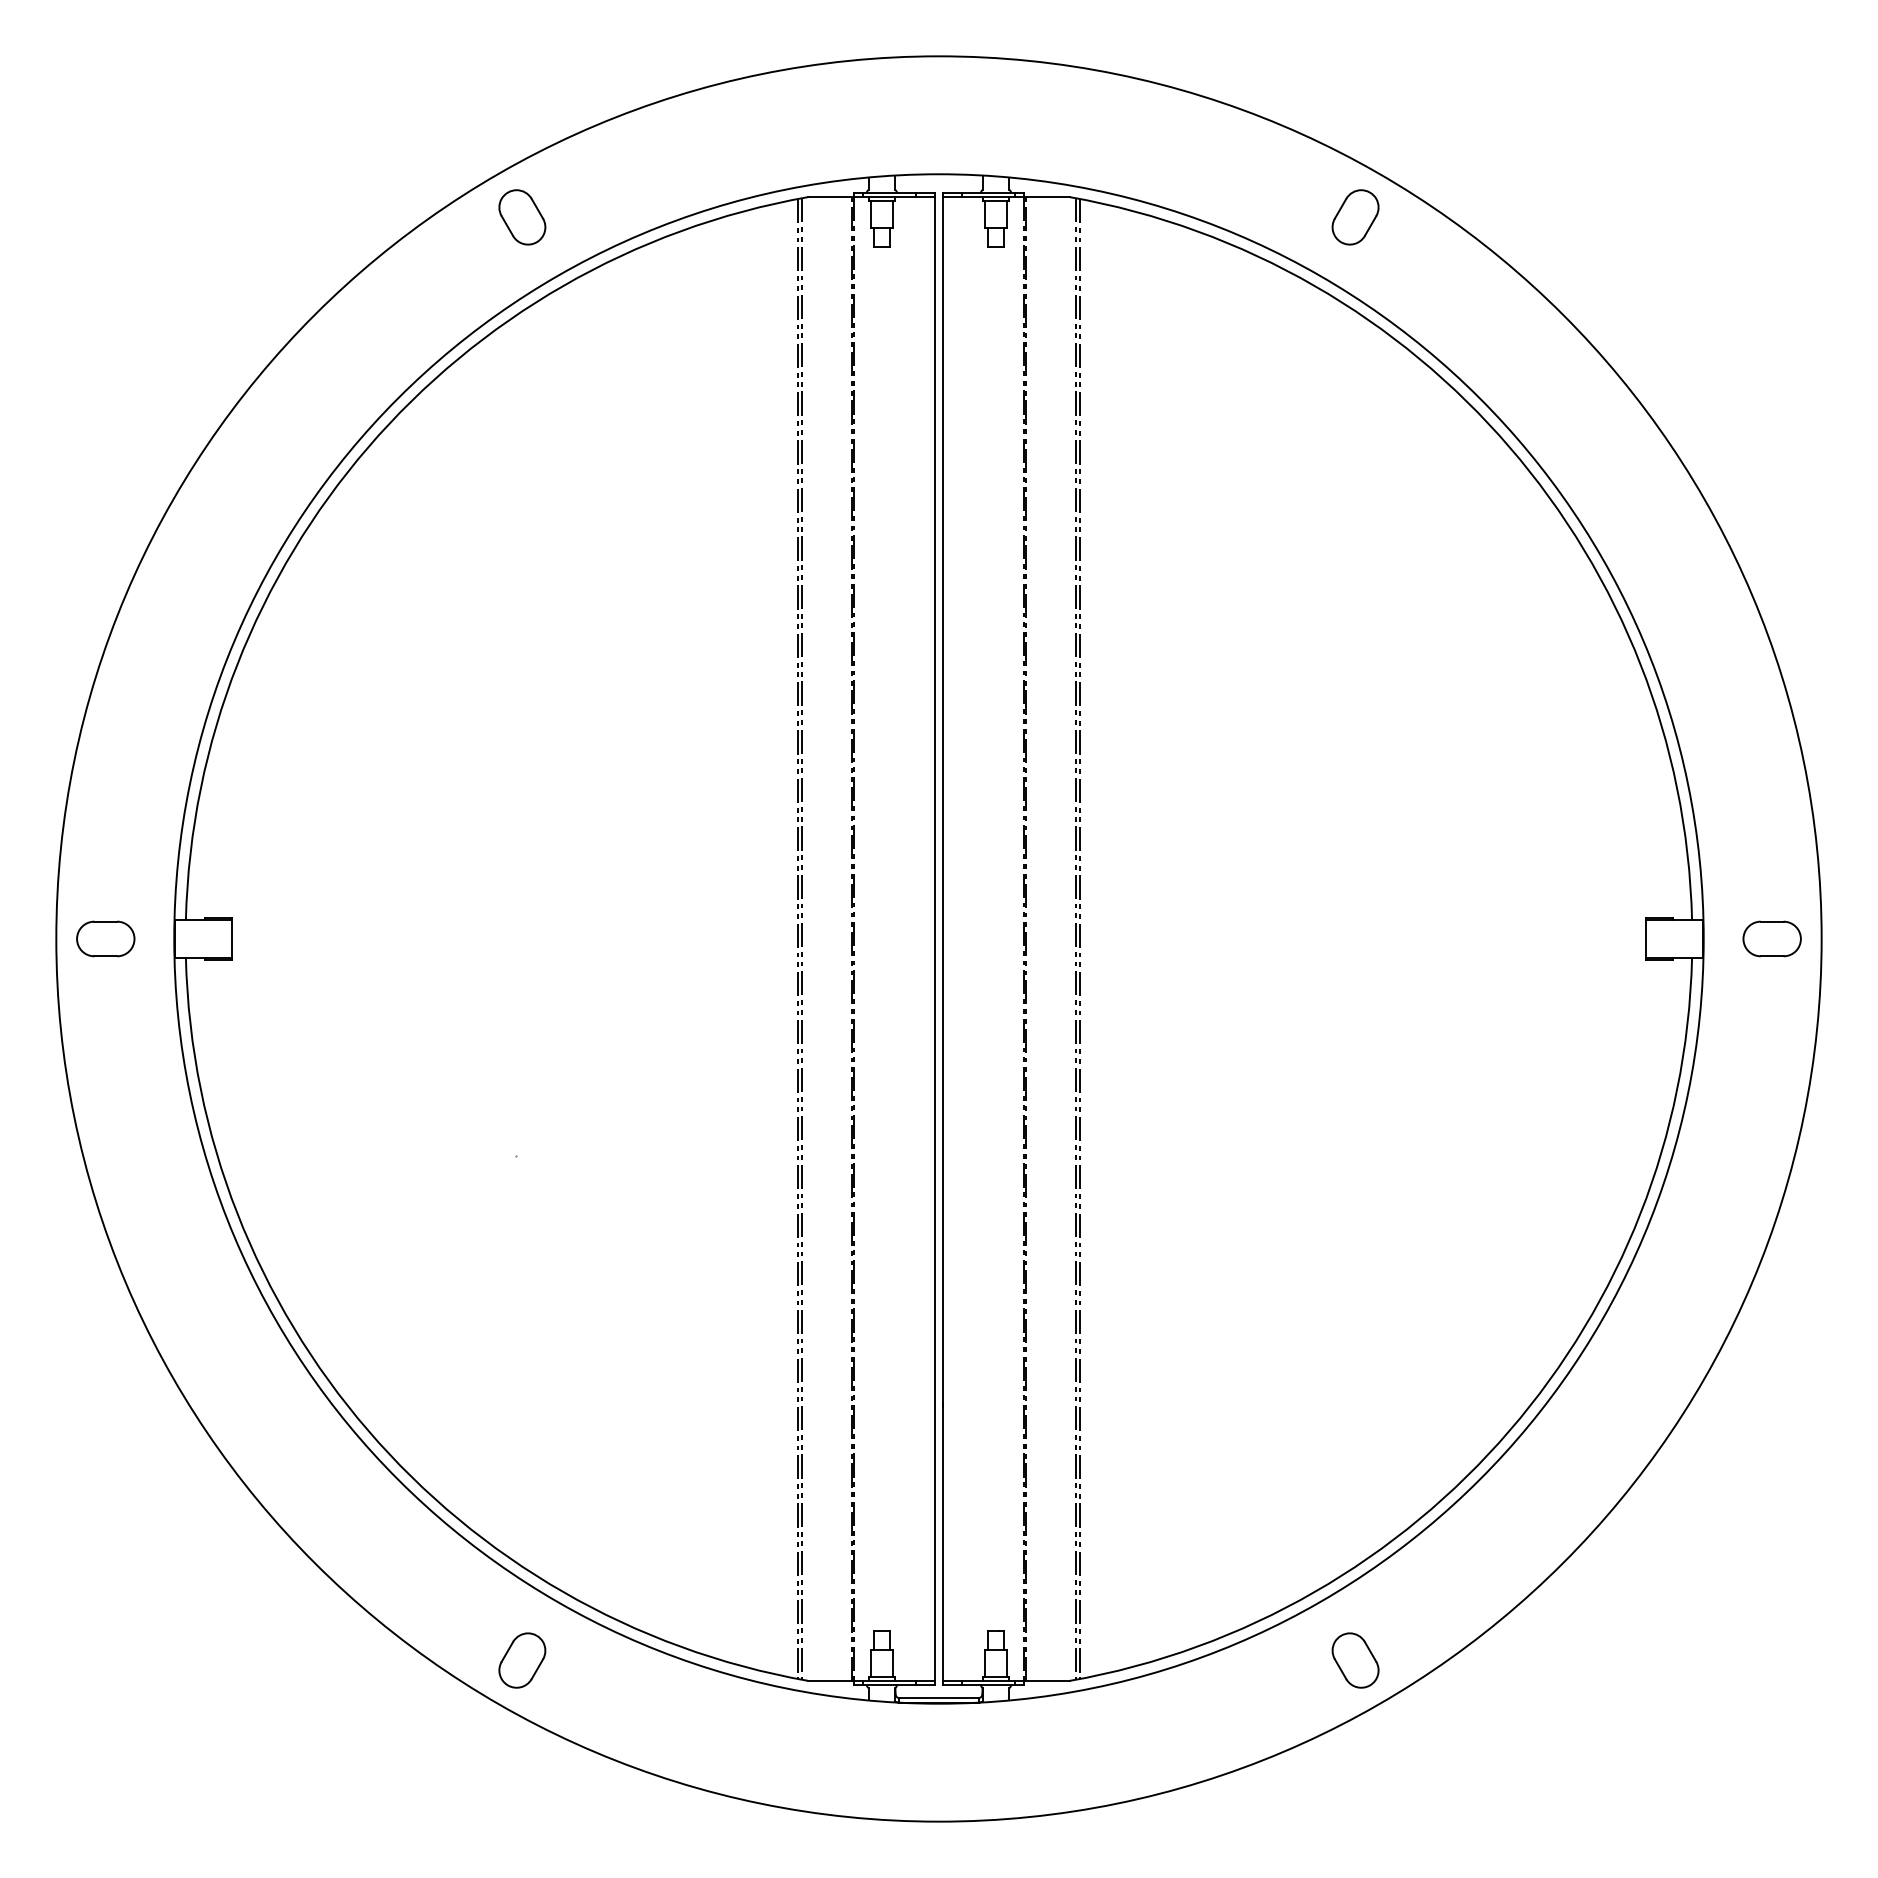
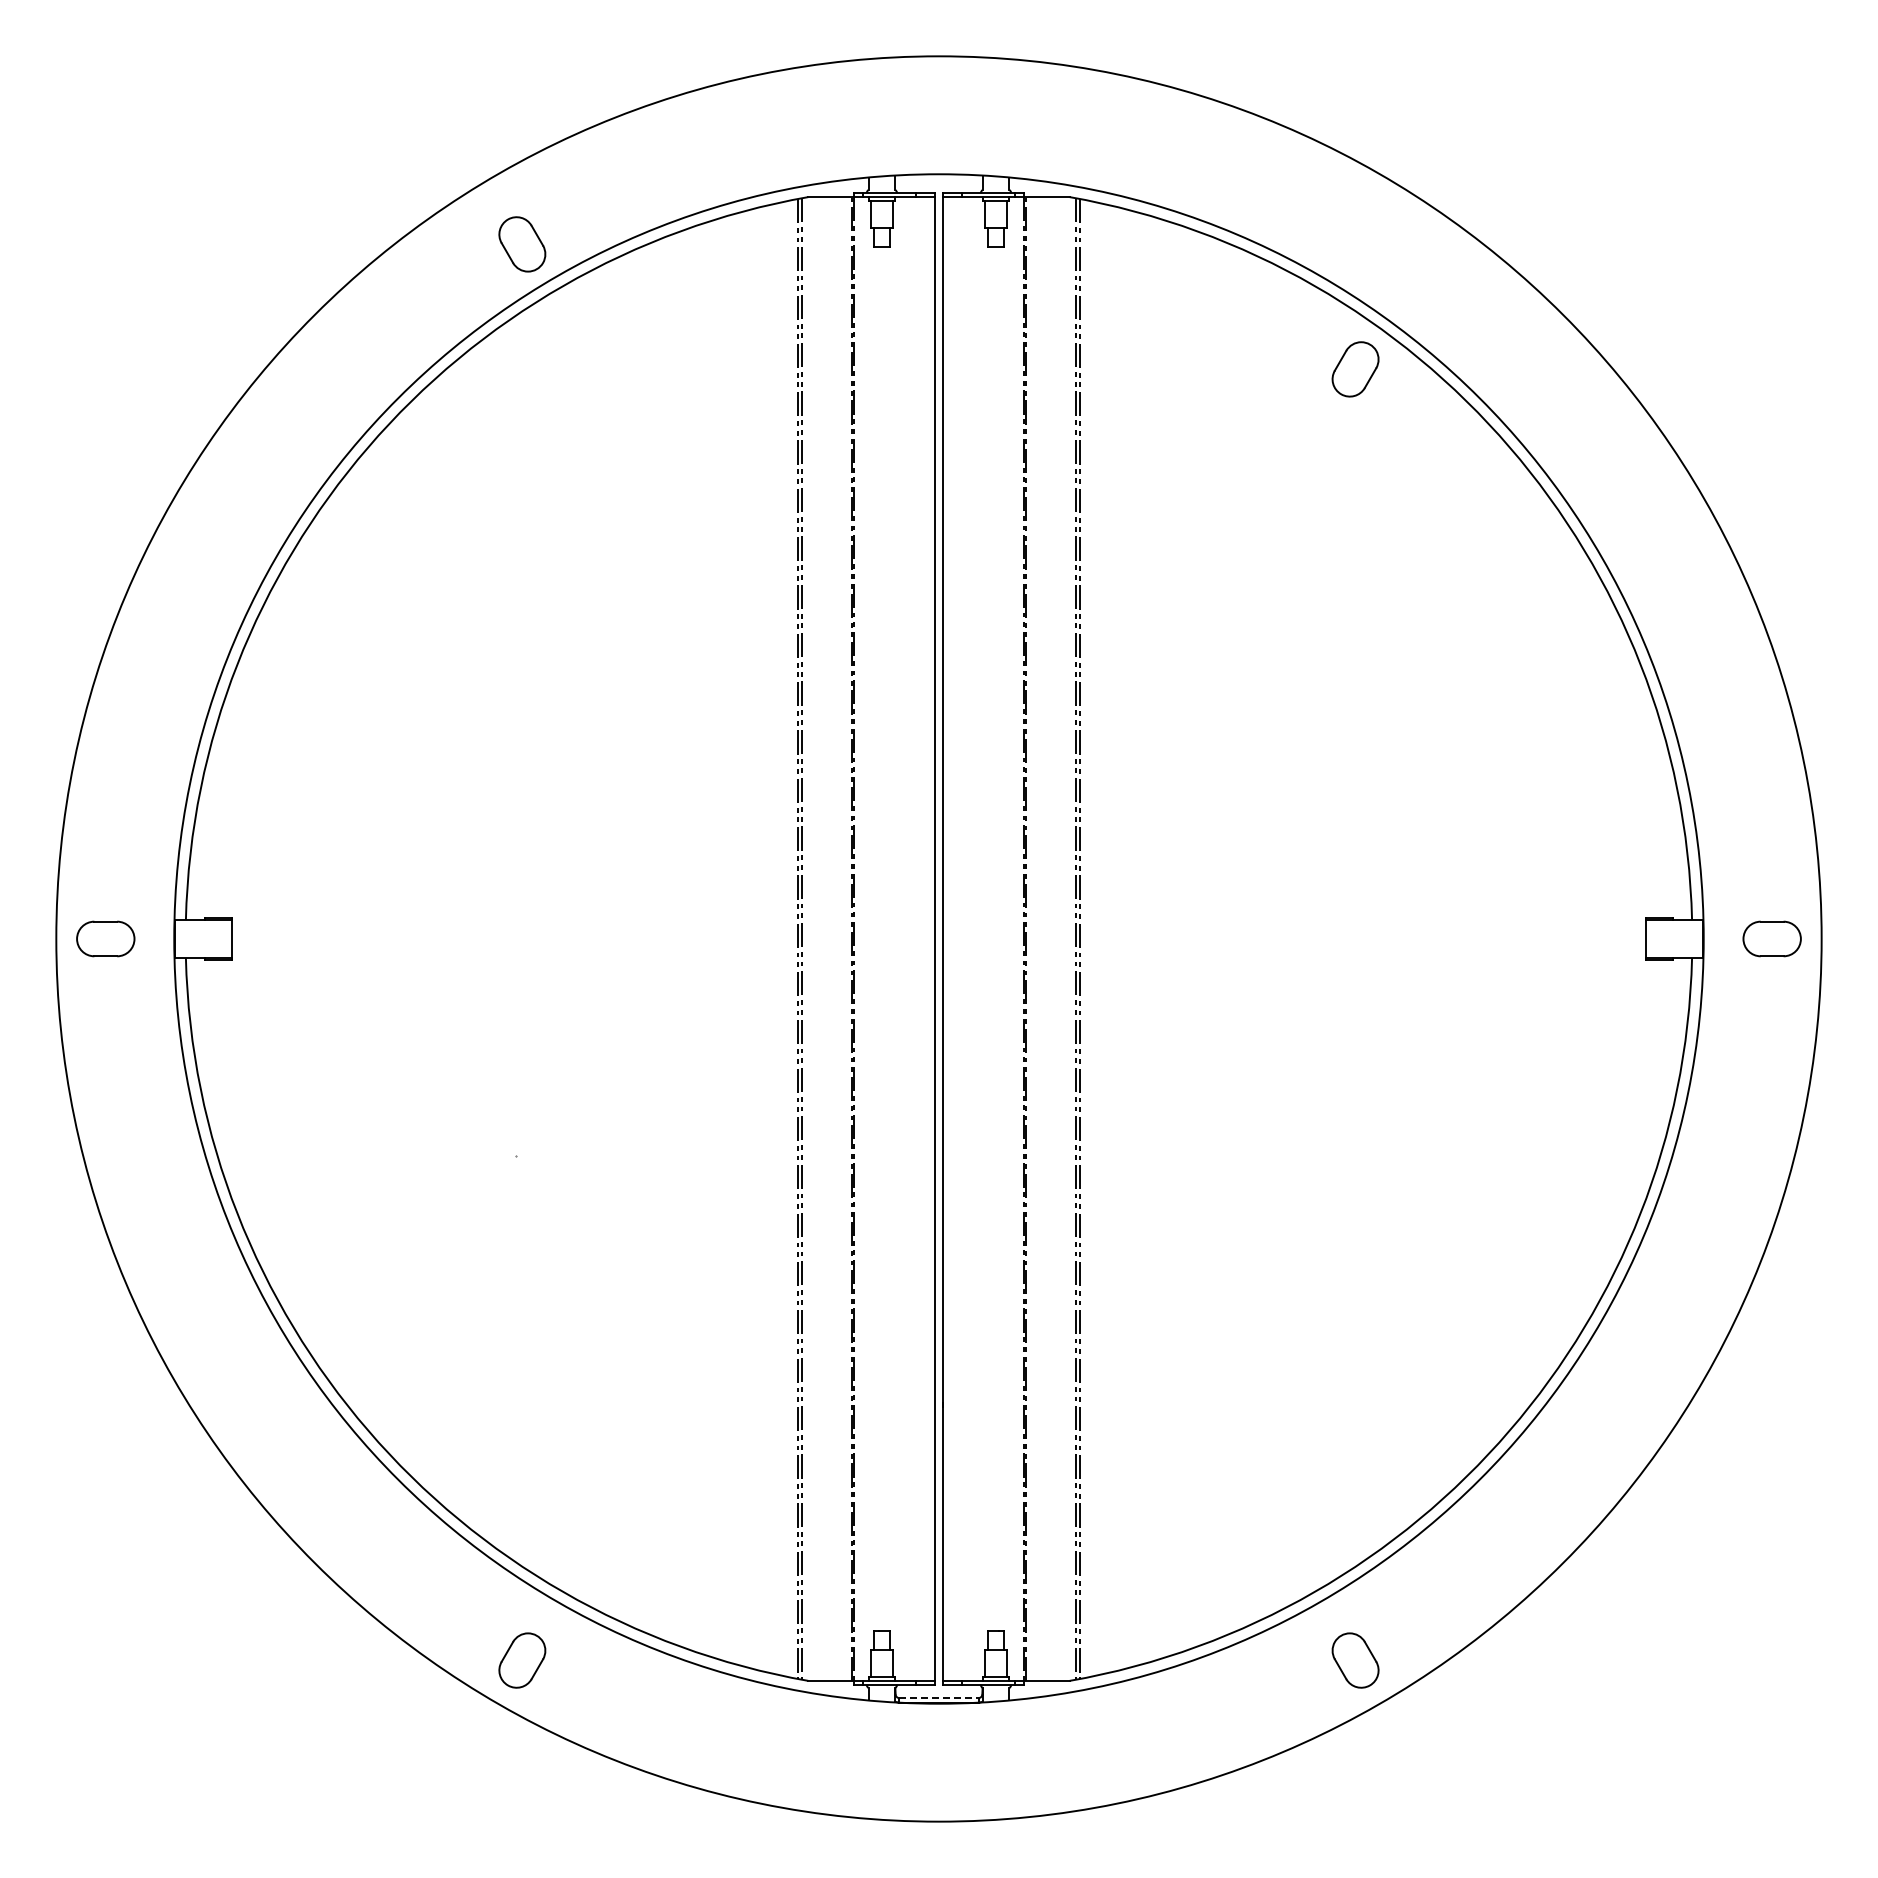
part position: (522, 217) -> (522, 244) (522, 244)
part position: (1355, 217) -> (1355, 369) (1355, 369)
line: solid -> dashed (938, 1698)
